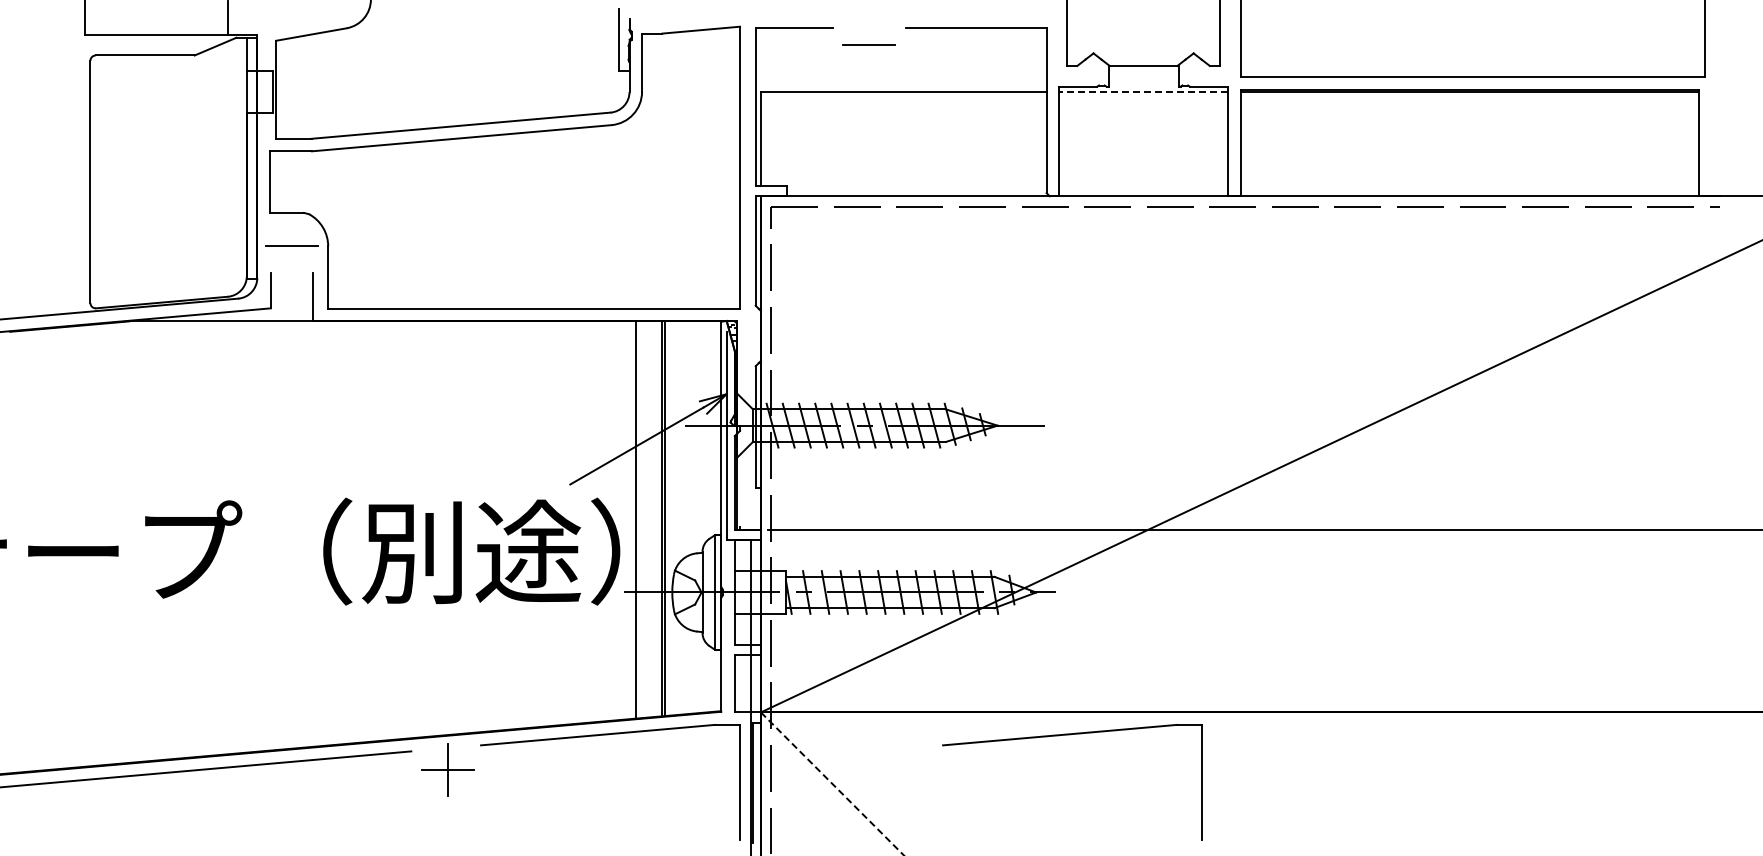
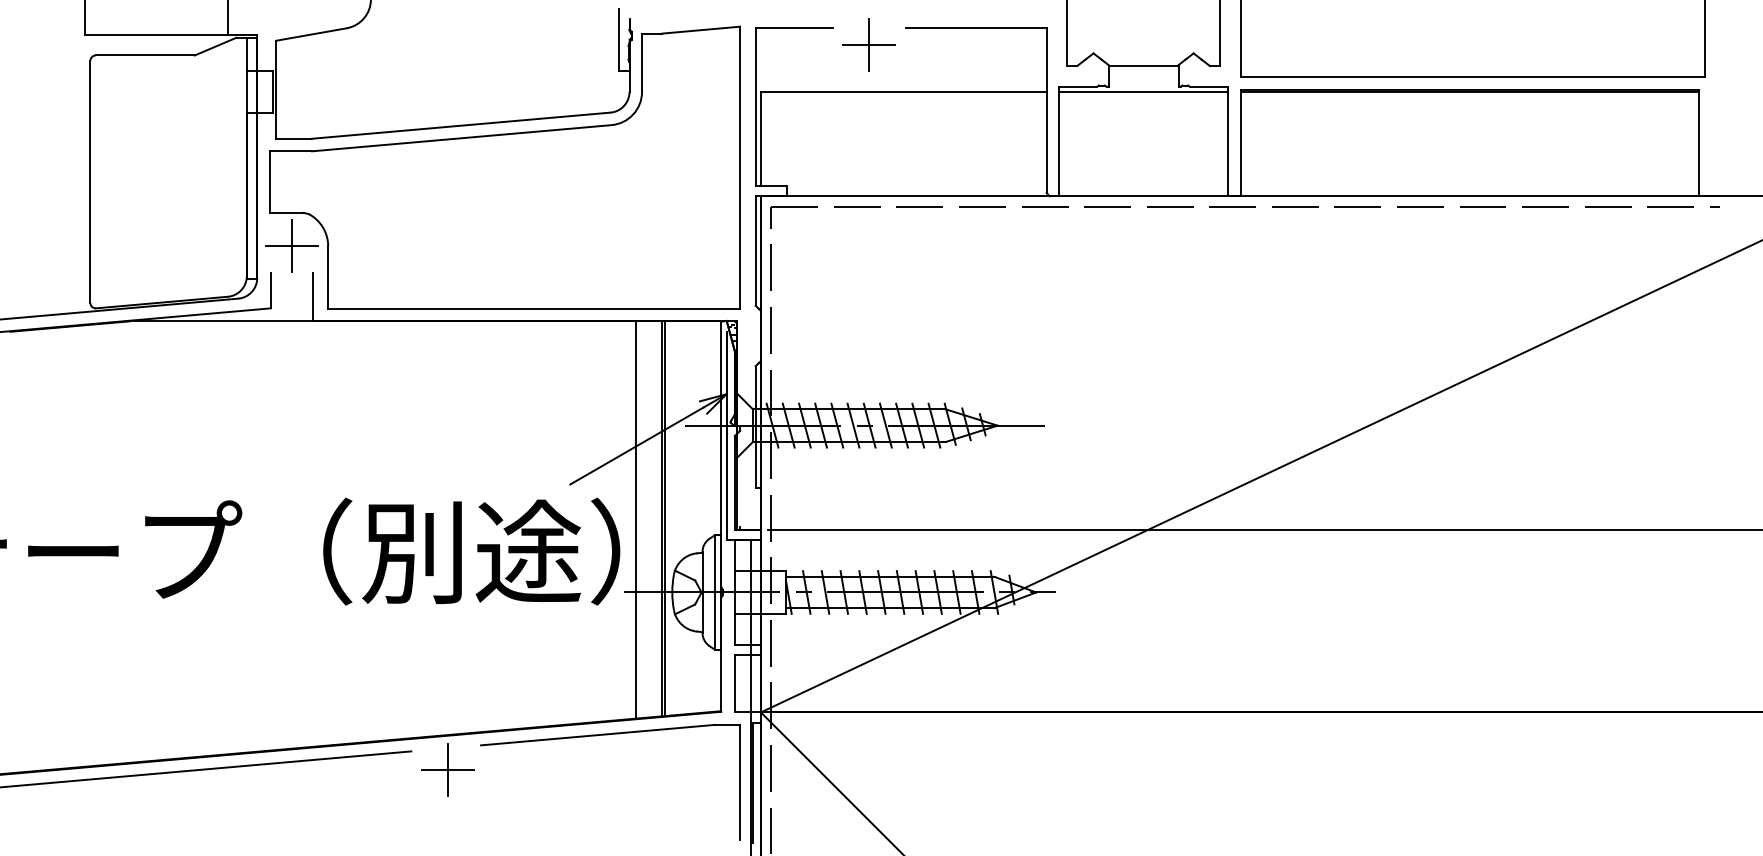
line: none -> present (869, 45)
line: dashed -> solid (1143, 91)
line: none -> present (291, 246)
part: present -> none (1070, 735)
line: dashed -> solid (833, 784)
